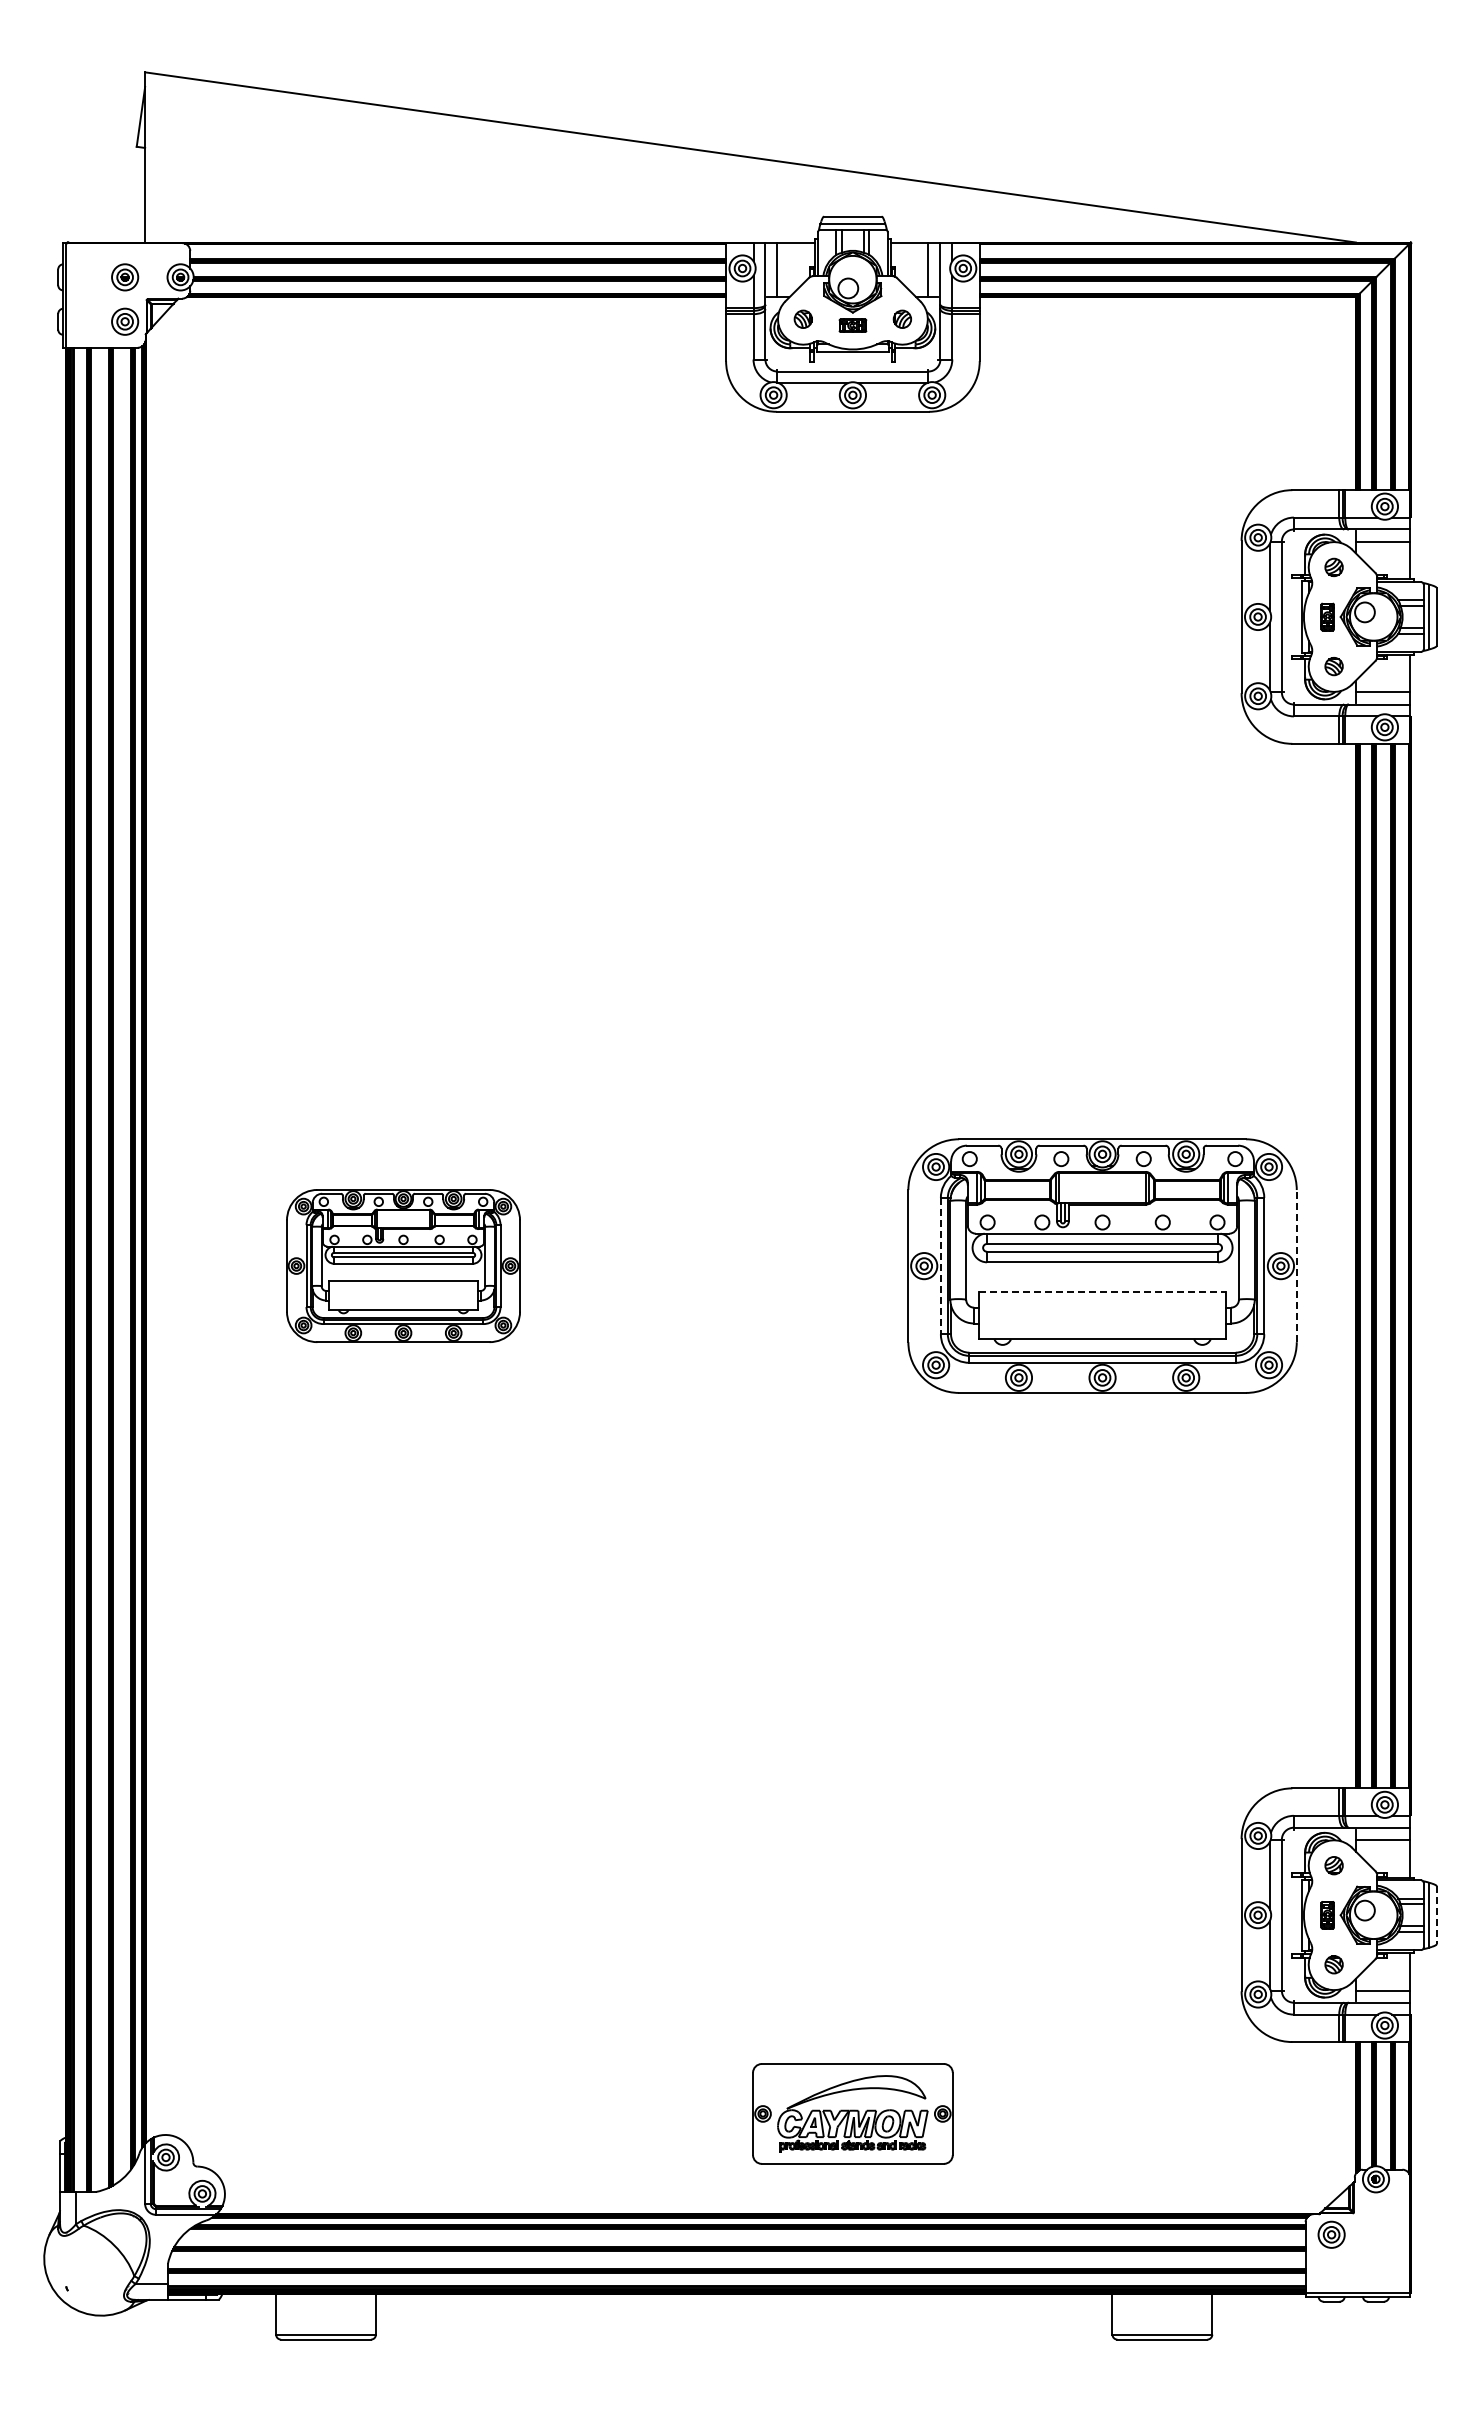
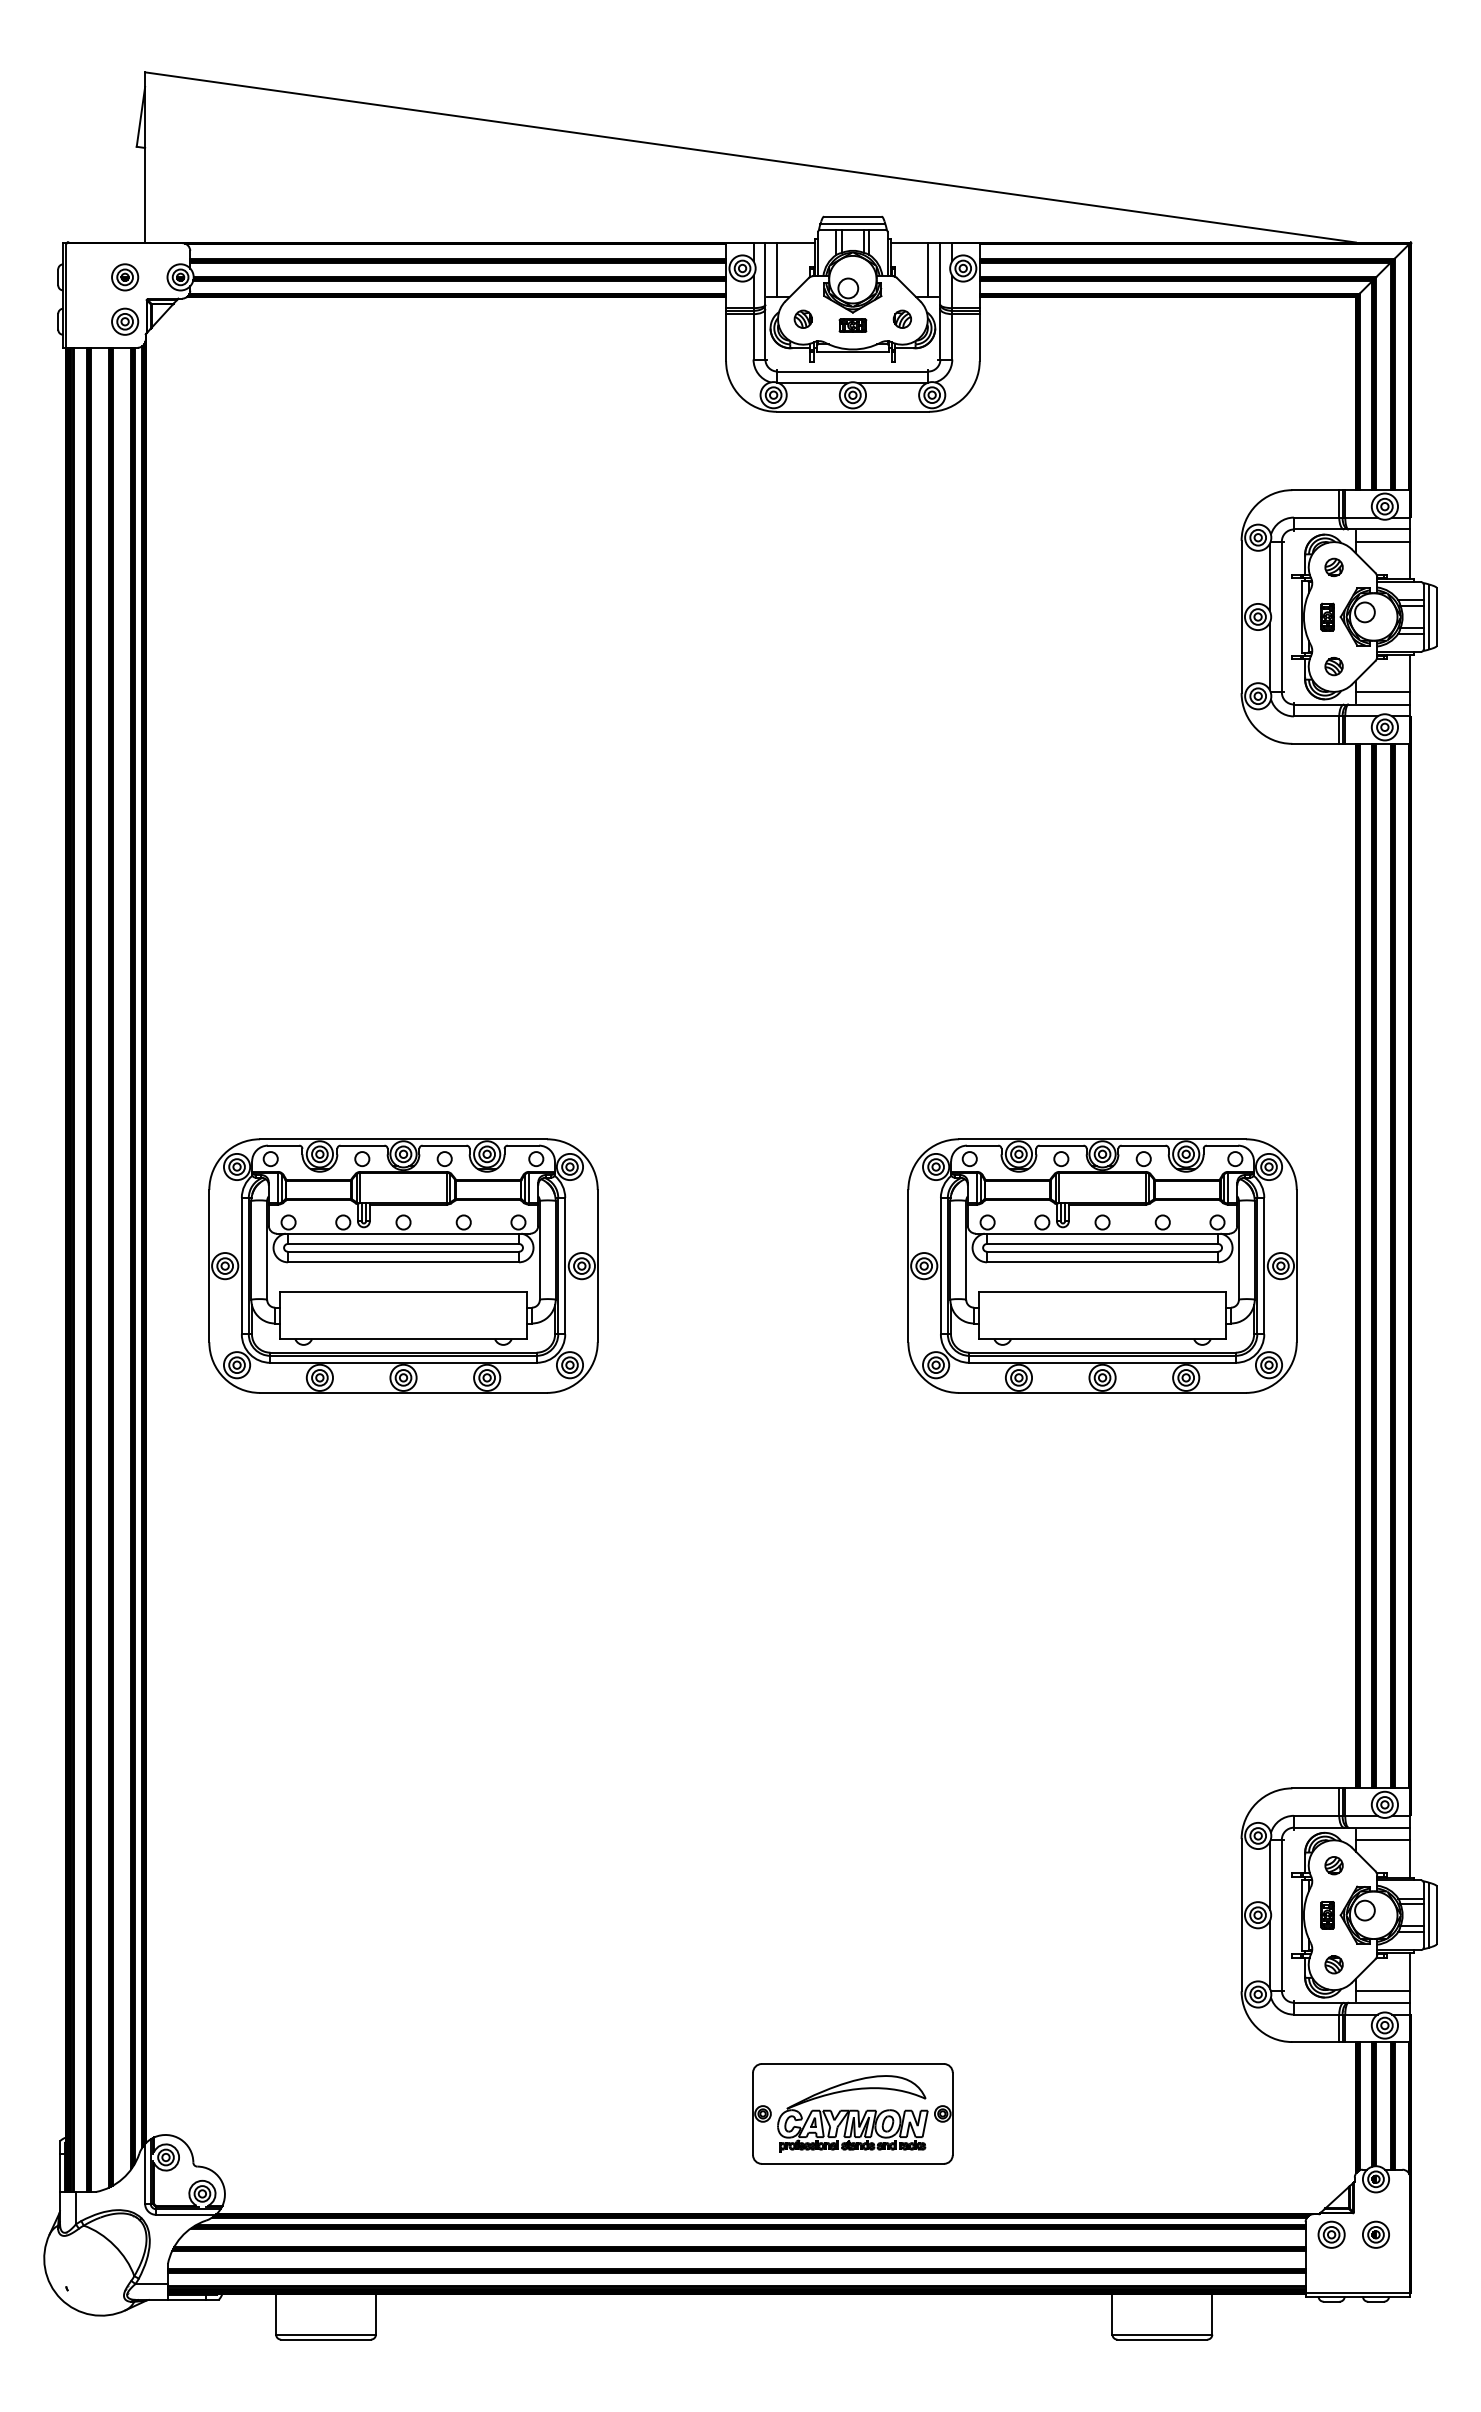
part size: 235x154 px -> 391x256 px (403, 1265)
line: dashed -> solid (1296, 1265)
line: dashed -> solid (940, 1266)
line: dashed -> solid (1102, 1291)
line: dashed -> solid (1436, 1915)
part: none -> present (1375, 2234)
